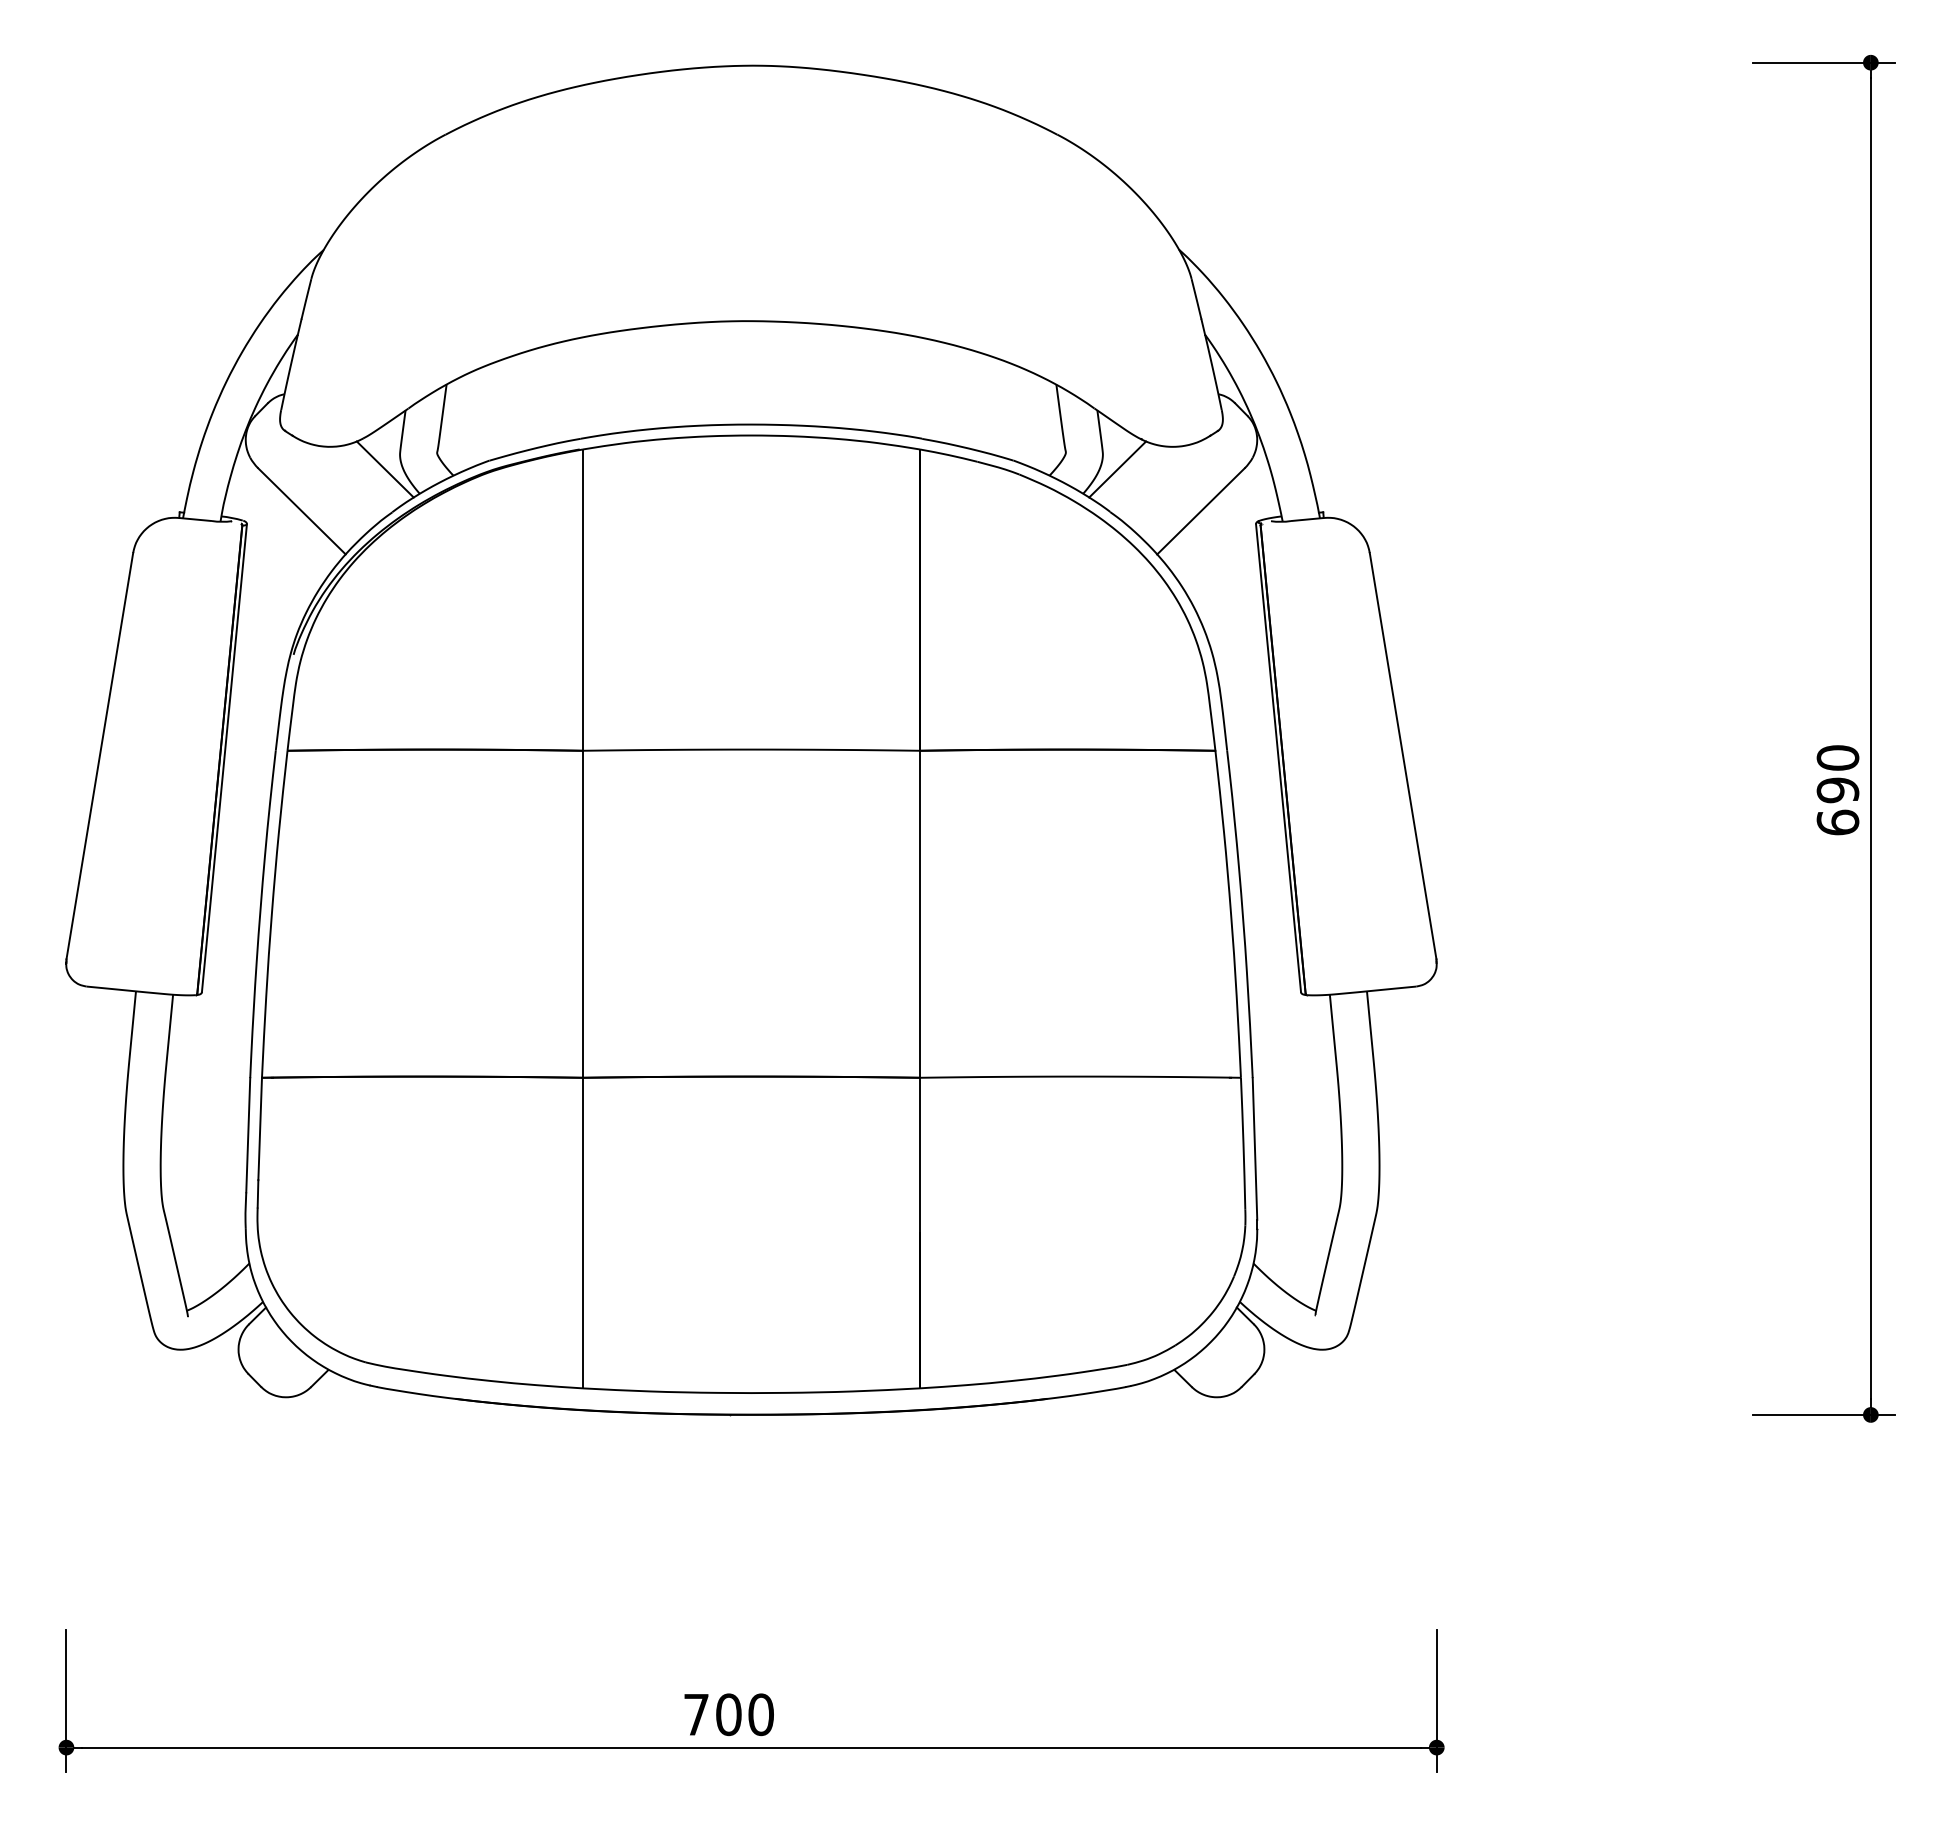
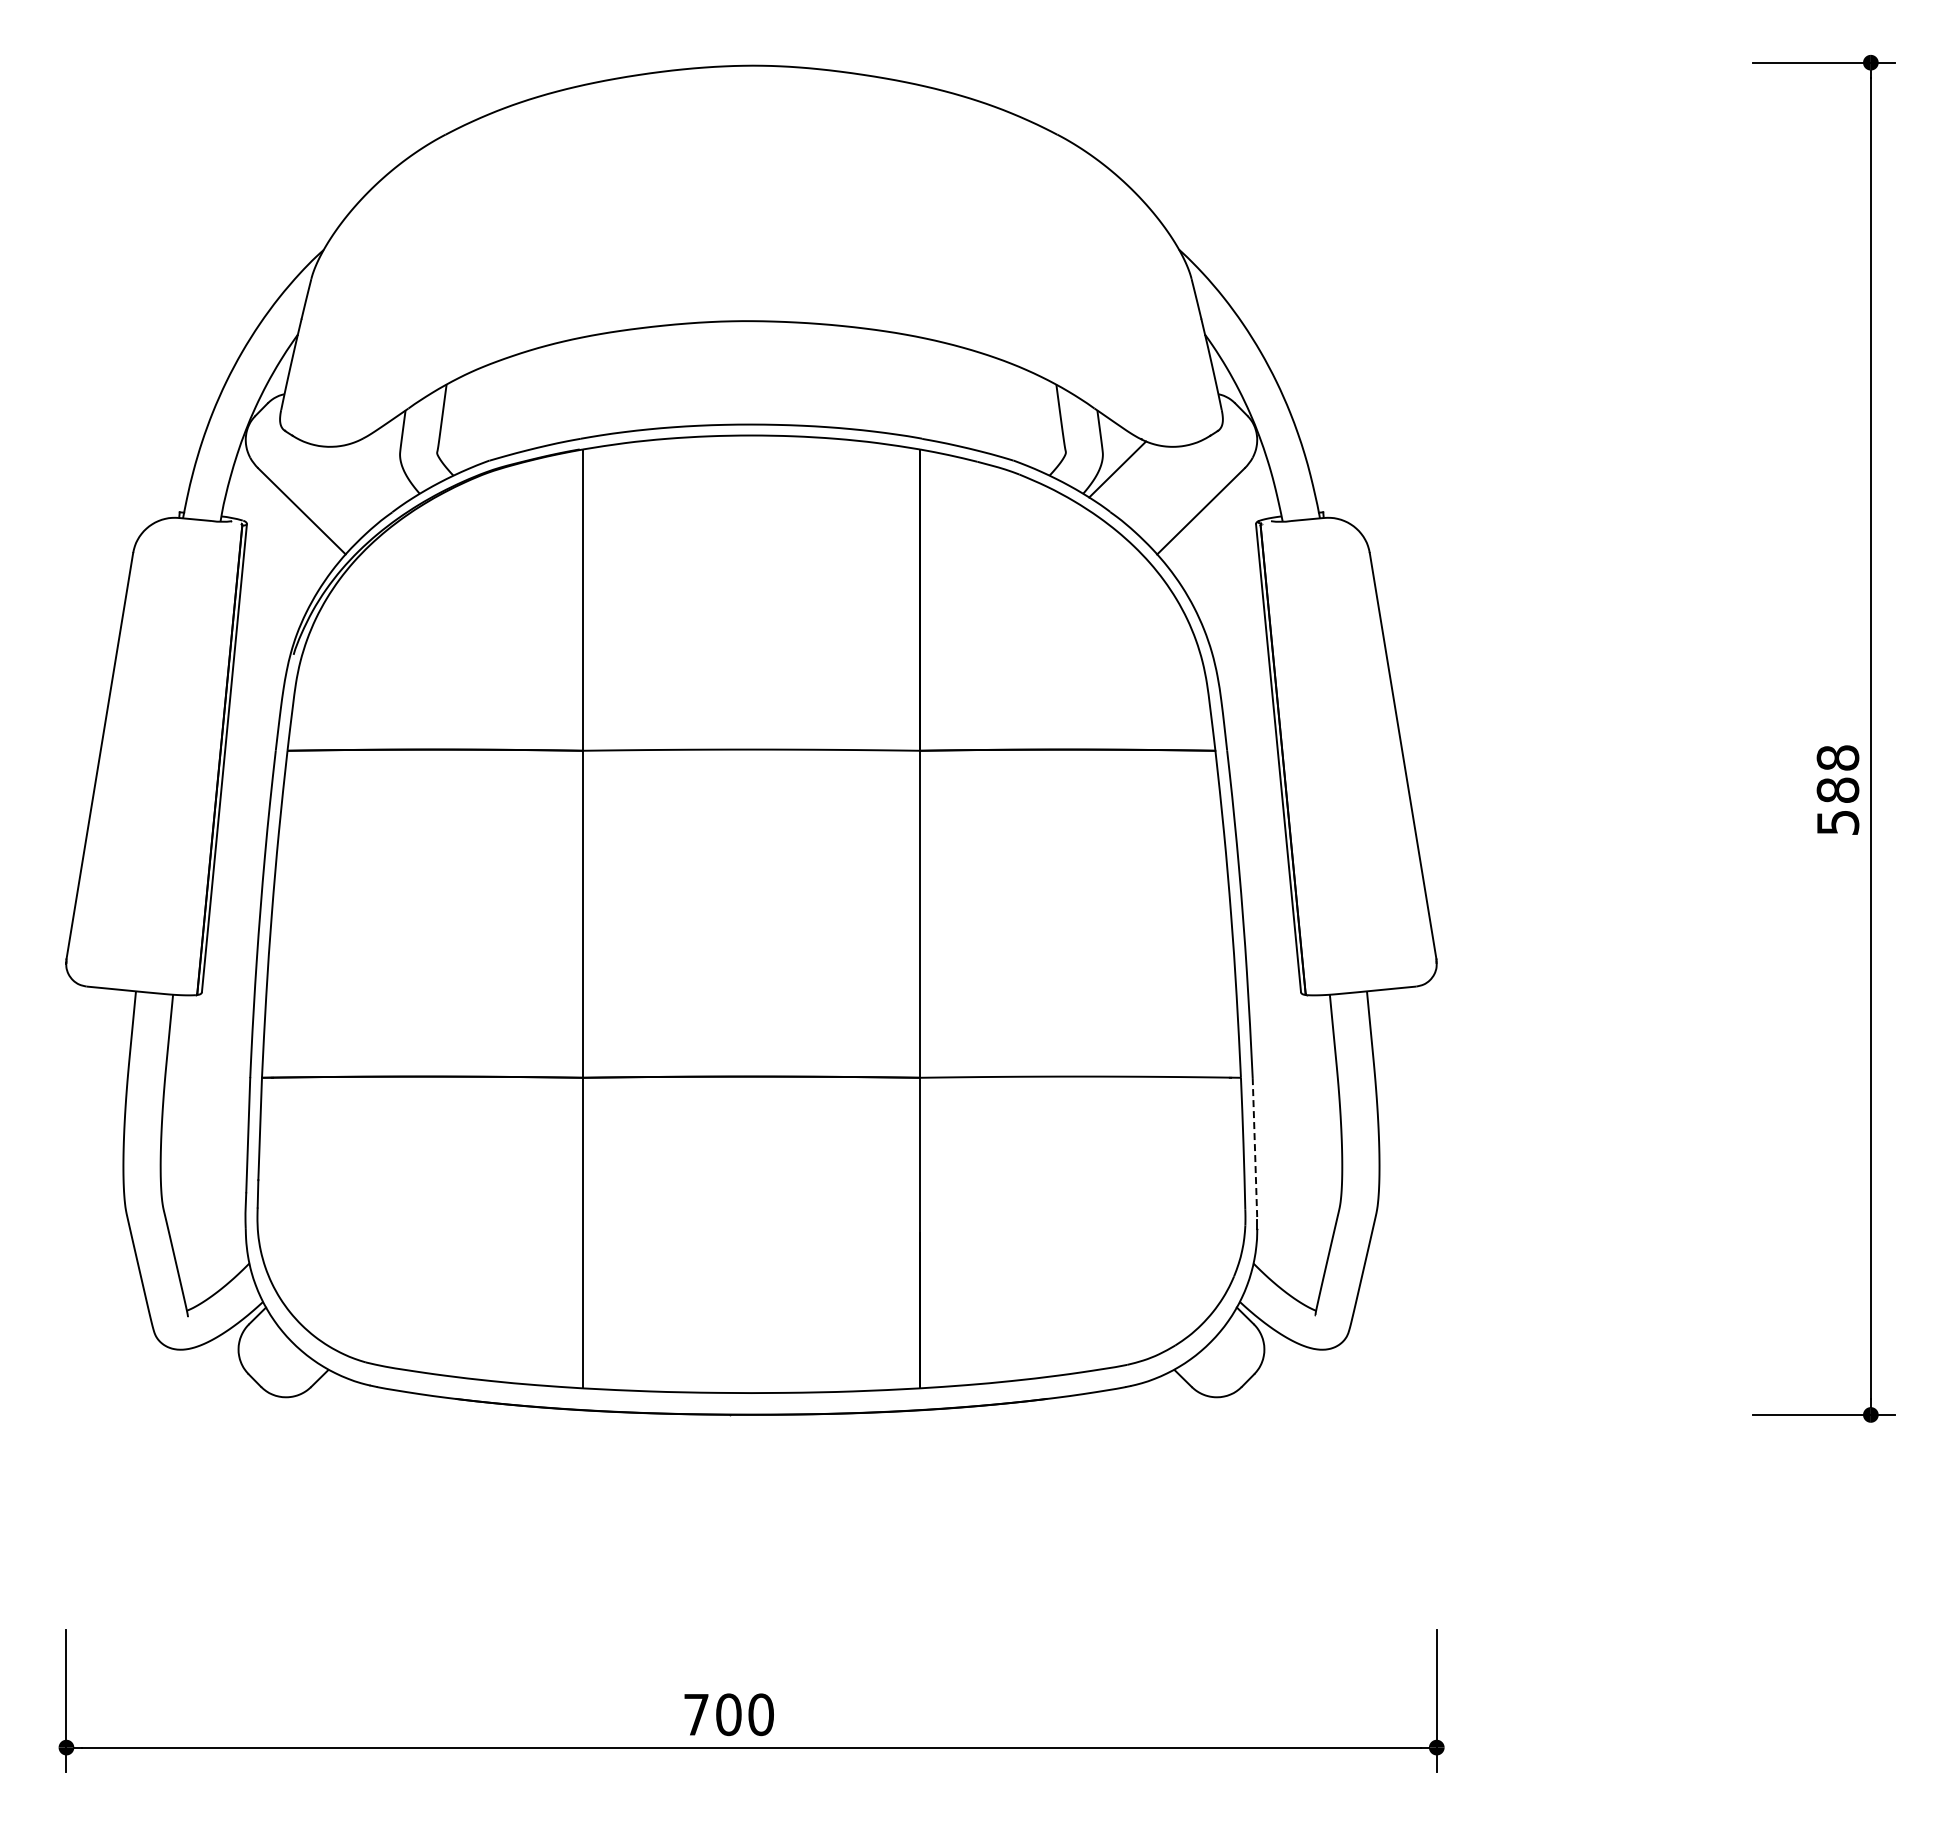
line: present -> none (384, 469)
text: 690 -> 588 (1837, 790)
line: solid -> dashed (1254, 1148)
